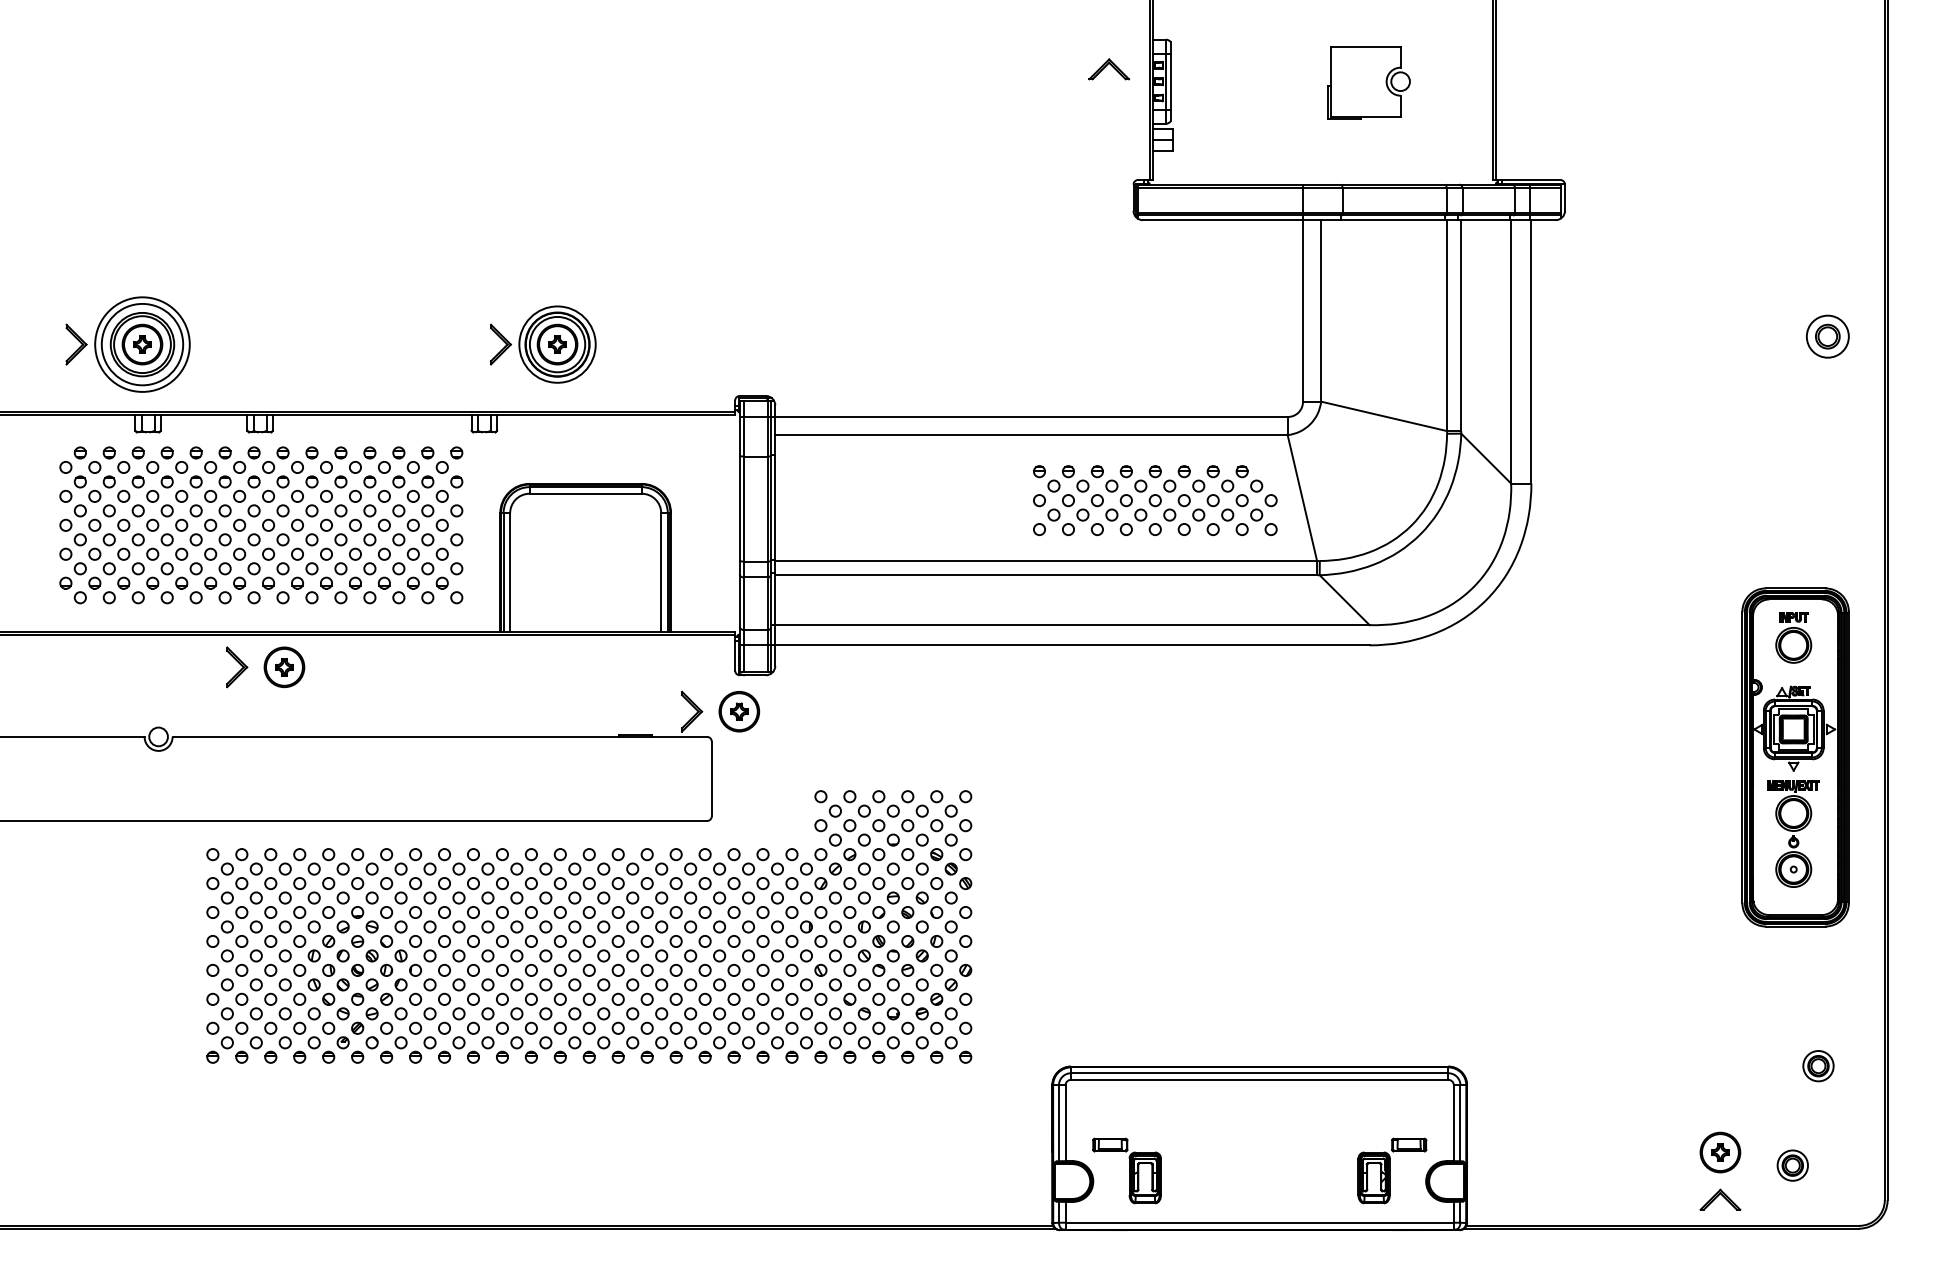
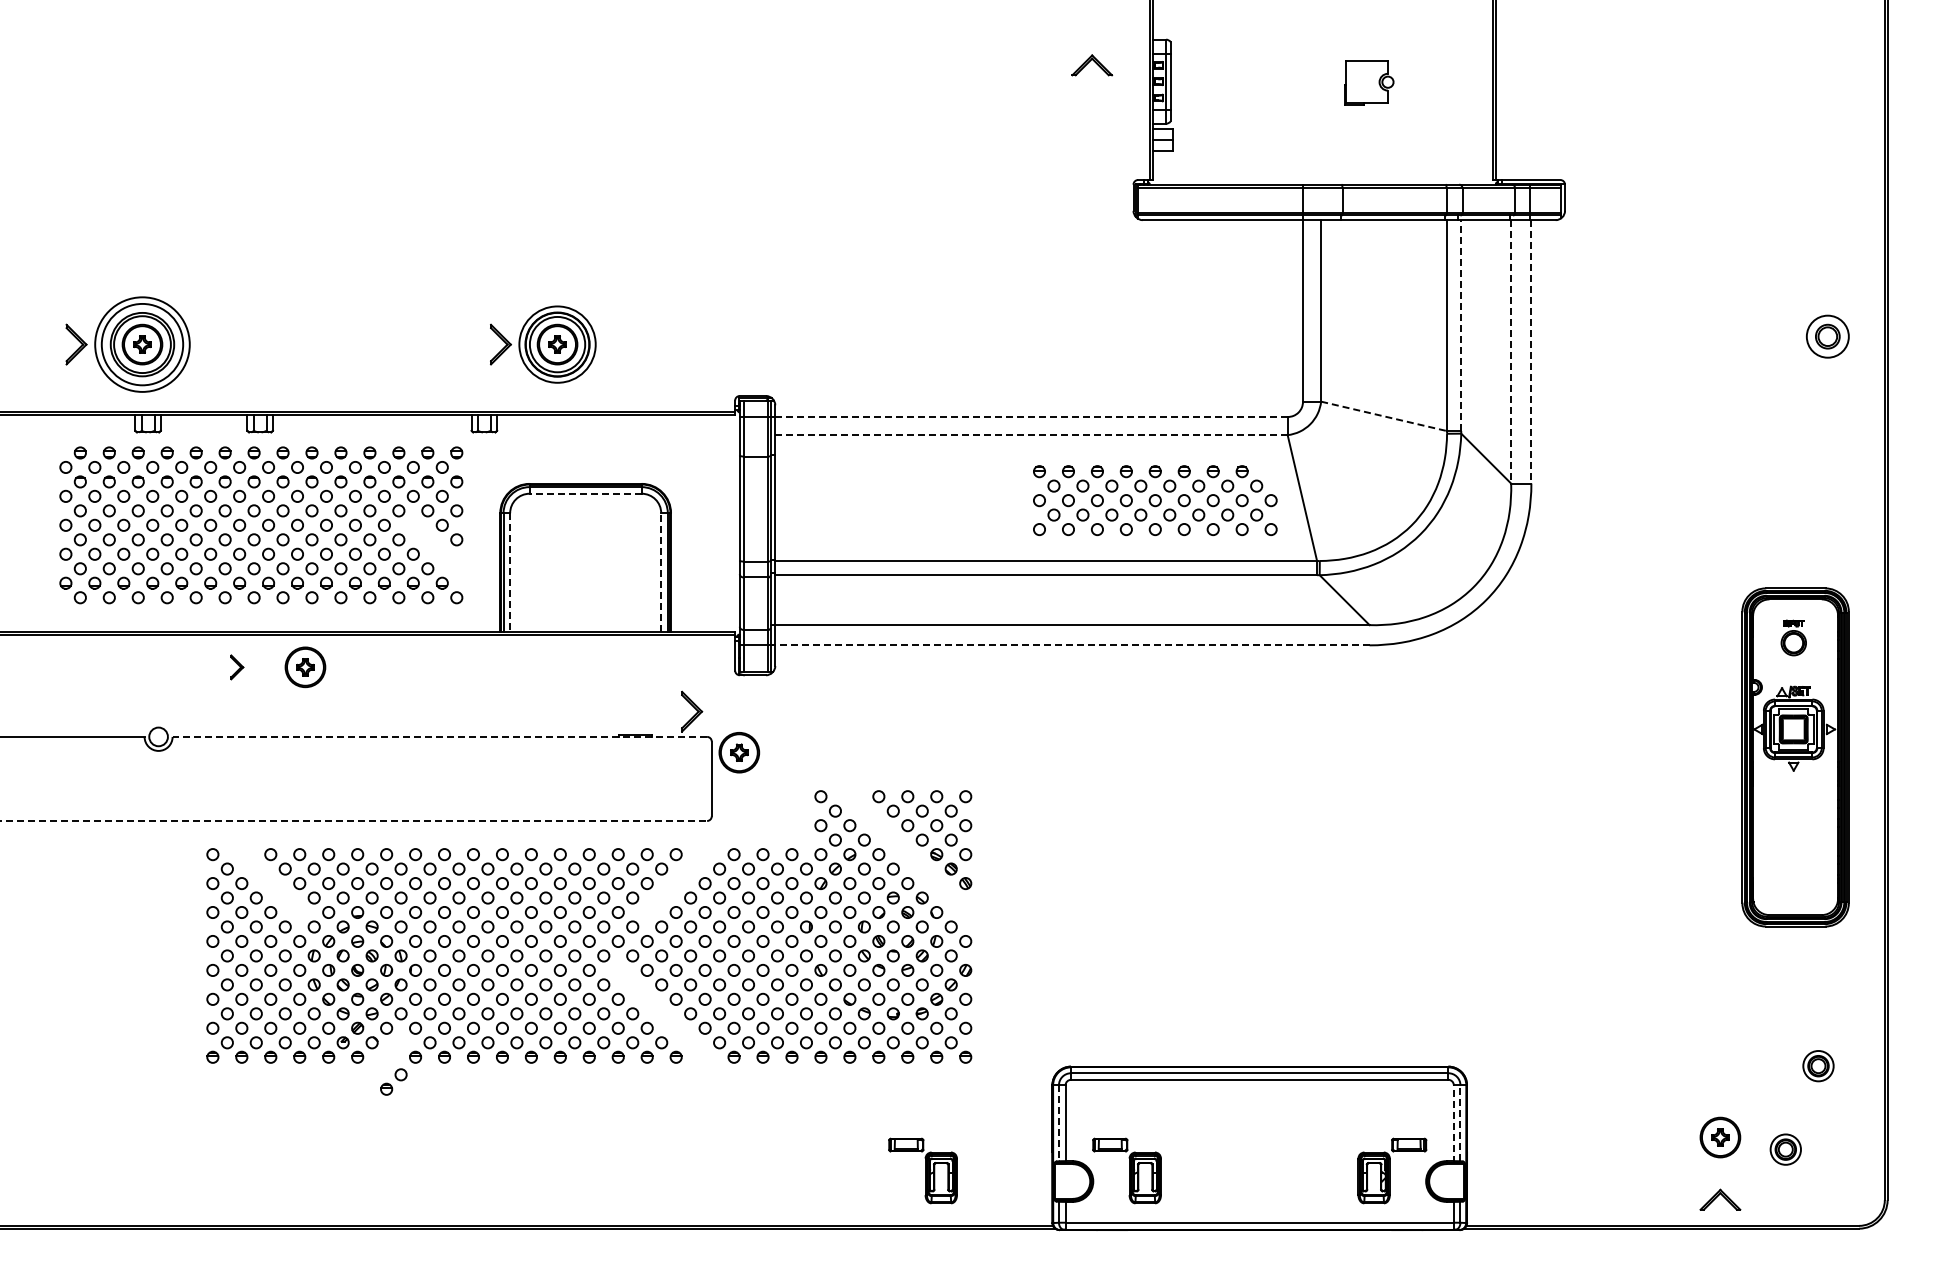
part position: (1109, 69) -> (1092, 65) (1092, 65)
part size: 84x74 px -> 51x46 px (1369, 82)
line: solid -> dashed (1461, 325)
line: solid -> dashed (1511, 351)
line: solid -> dashed (1531, 351)
line: solid -> dashed (1384, 416)
line: solid -> dashed (1030, 417)
line: solid -> dashed (1030, 435)
line: solid -> dashed (585, 493)
part: present -> none (434, 546)
line: solid -> dashed (661, 572)
line: solid -> dashed (510, 573)
part size: 38x52 px -> 27x38 px (1793, 637)
line: solid -> dashed (1071, 645)
part size: 23x43 px -> 15x27 px (237, 667)
part position: (284, 667) -> (305, 667) (305, 667)
part position: (739, 711) -> (739, 752) (739, 752)
line: solid -> dashed (439, 736)
line: solid -> dashed (354, 820)
part: present -> none (1793, 833)
part: present -> none (907, 854)
part: present -> none (270, 883)
part: present -> none (675, 883)
part: present -> none (661, 1013)
part position: (393, 1049) -> (393, 1081) (393, 1081)
line: solid -> dashed (1058, 1123)
line: solid -> dashed (1453, 1123)
line: solid -> dashed (1460, 1123)
part position: (1720, 1152) -> (1720, 1137) (1720, 1137)
part position: (1792, 1165) -> (1785, 1149) (1785, 1149)
part: none -> present (922, 1170)
